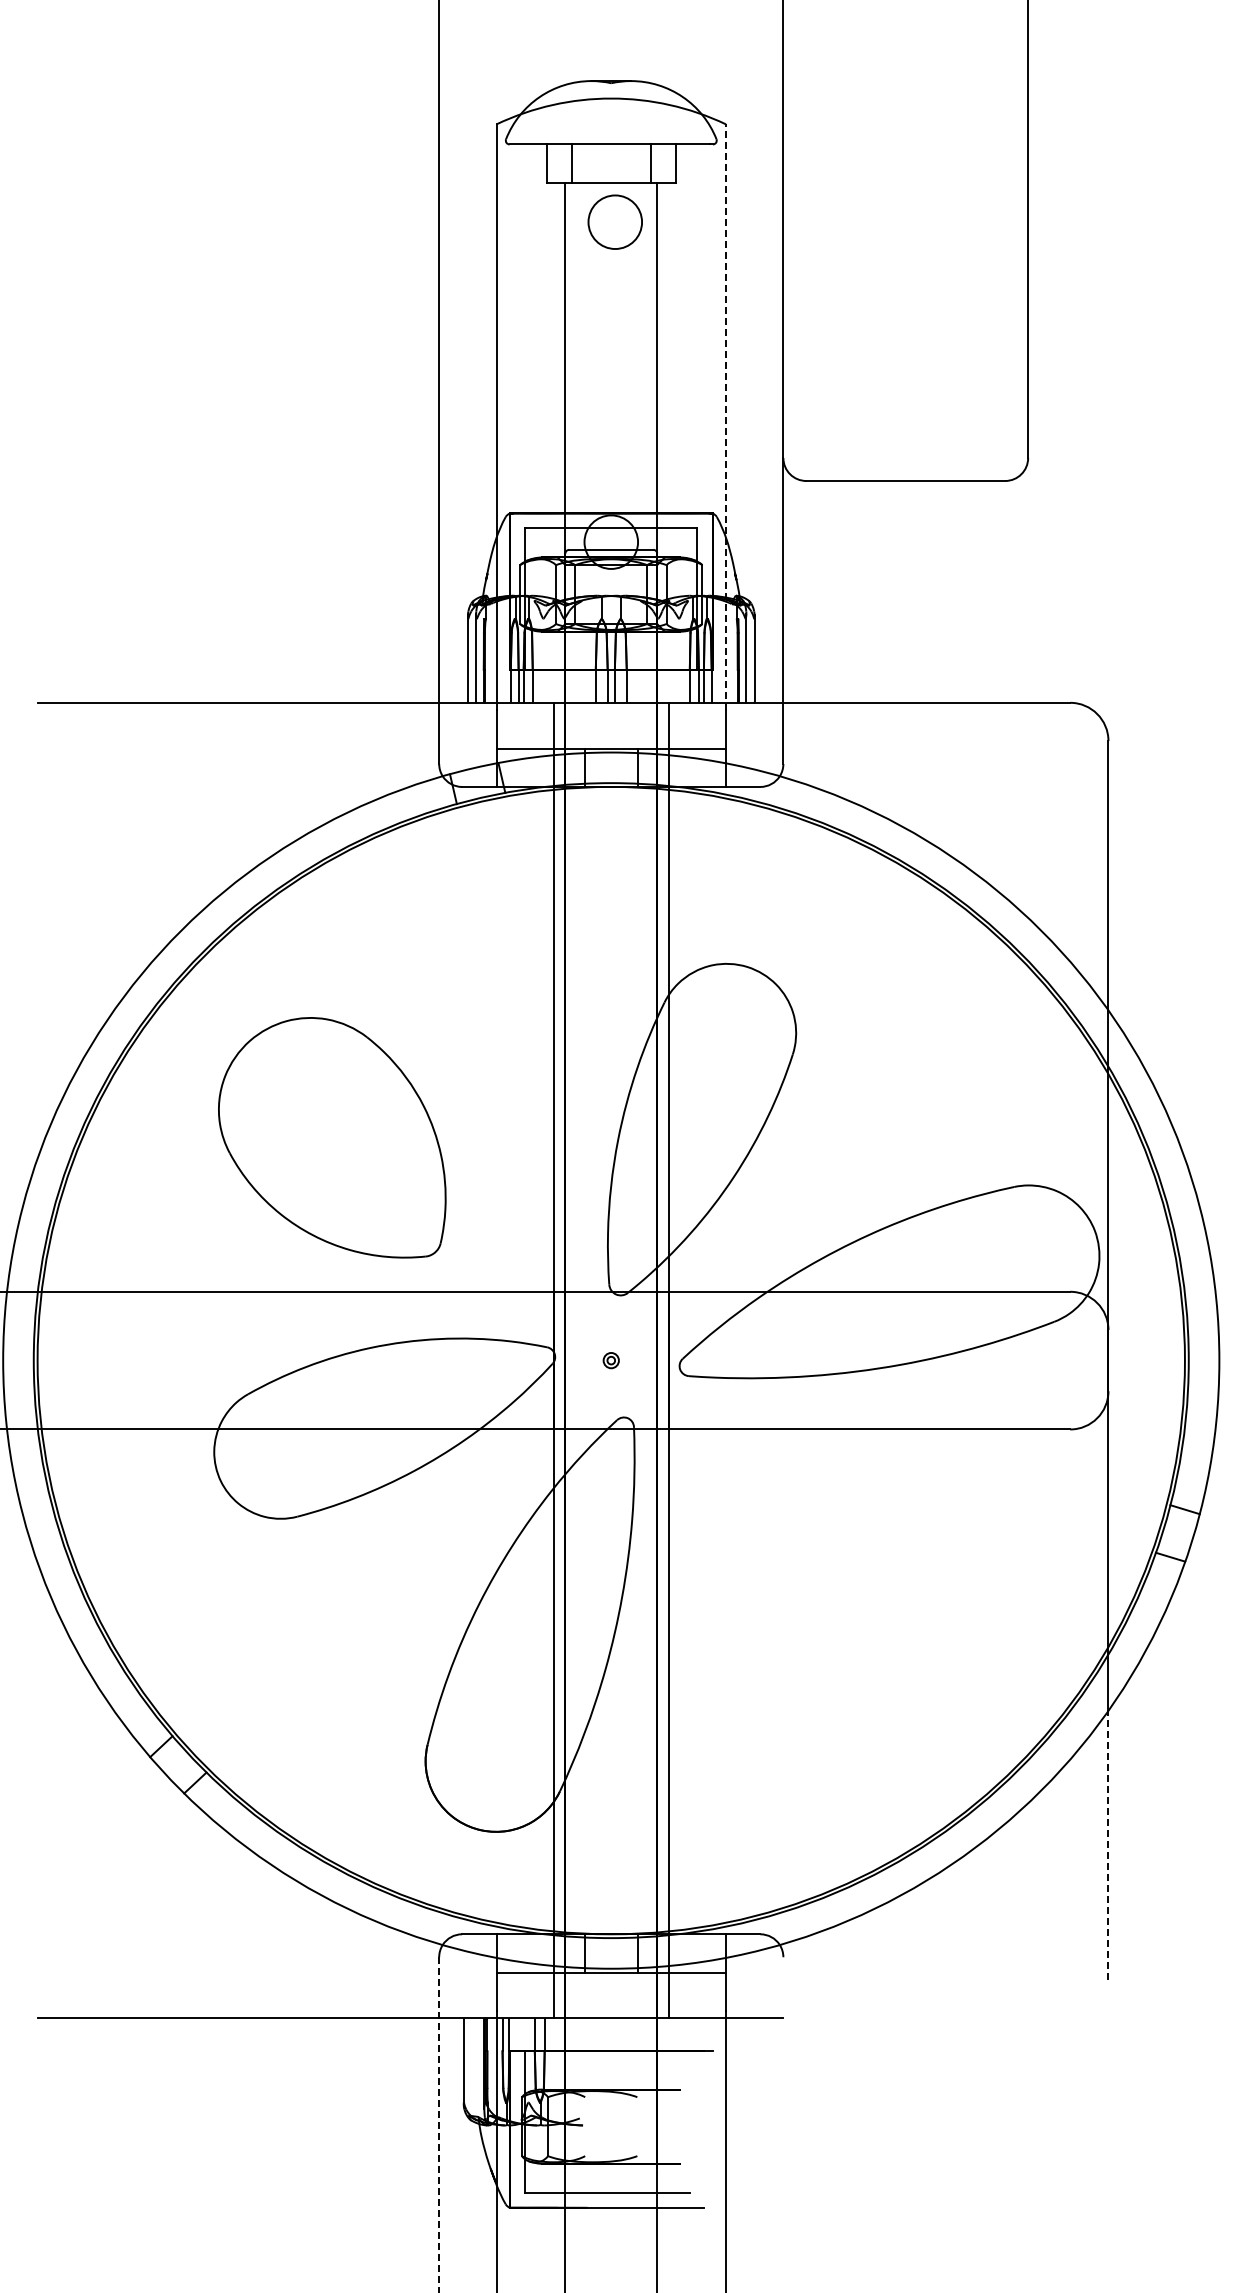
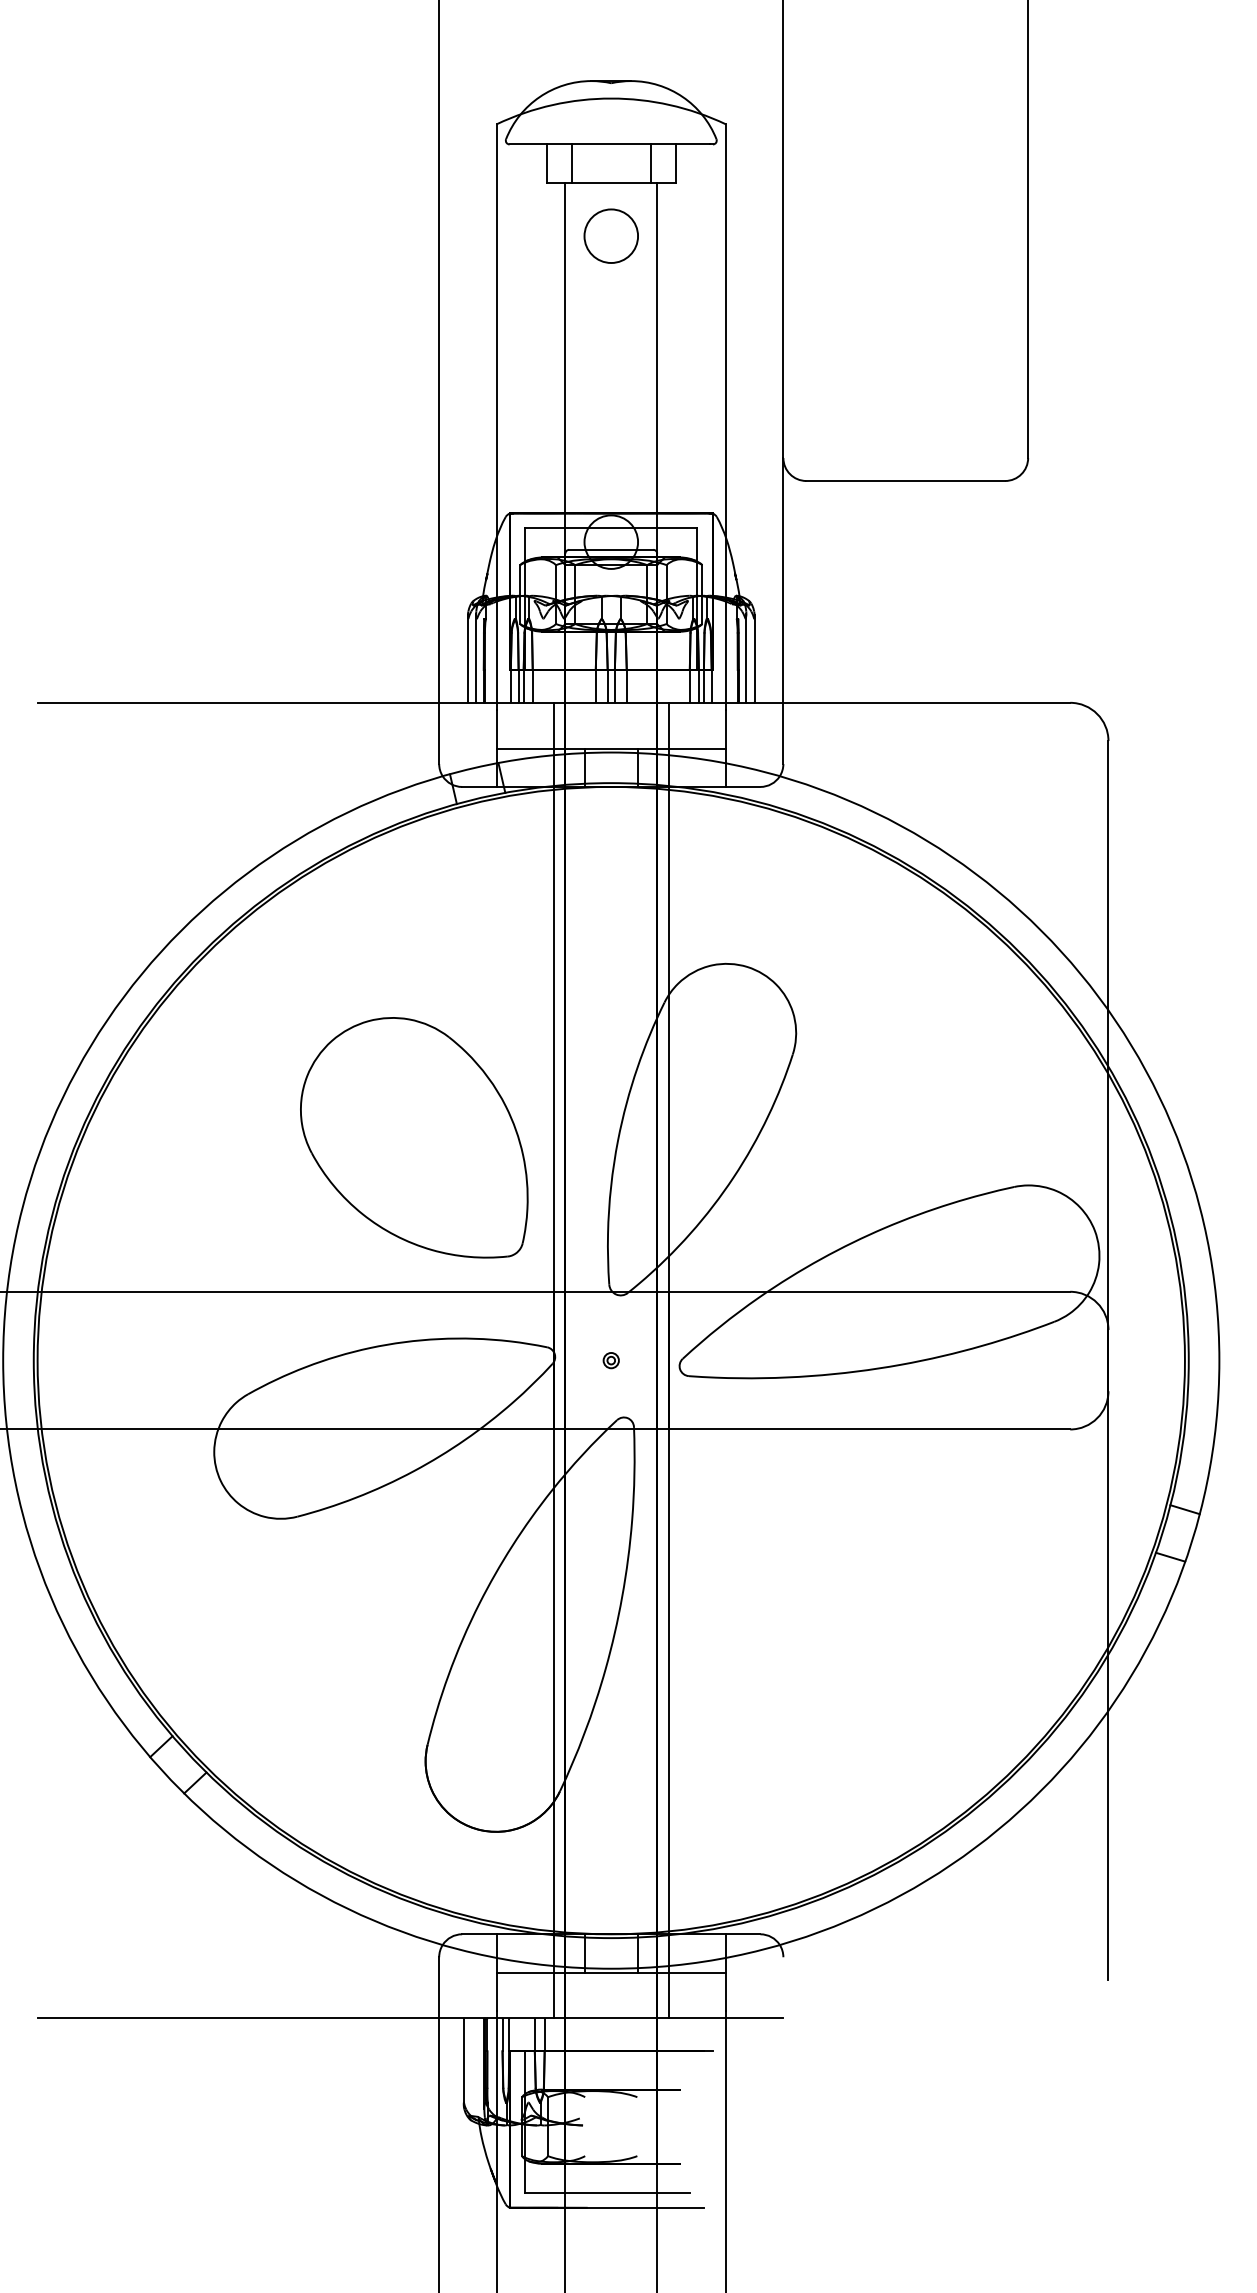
circle position: (614, 221) -> (610, 235) (610, 235)
line: dashed -> solid (726, 416)
part position: (332, 1137) -> (414, 1137) (414, 1137)
line: dashed -> solid (1108, 1845)
line: dashed -> solid (439, 2125)
